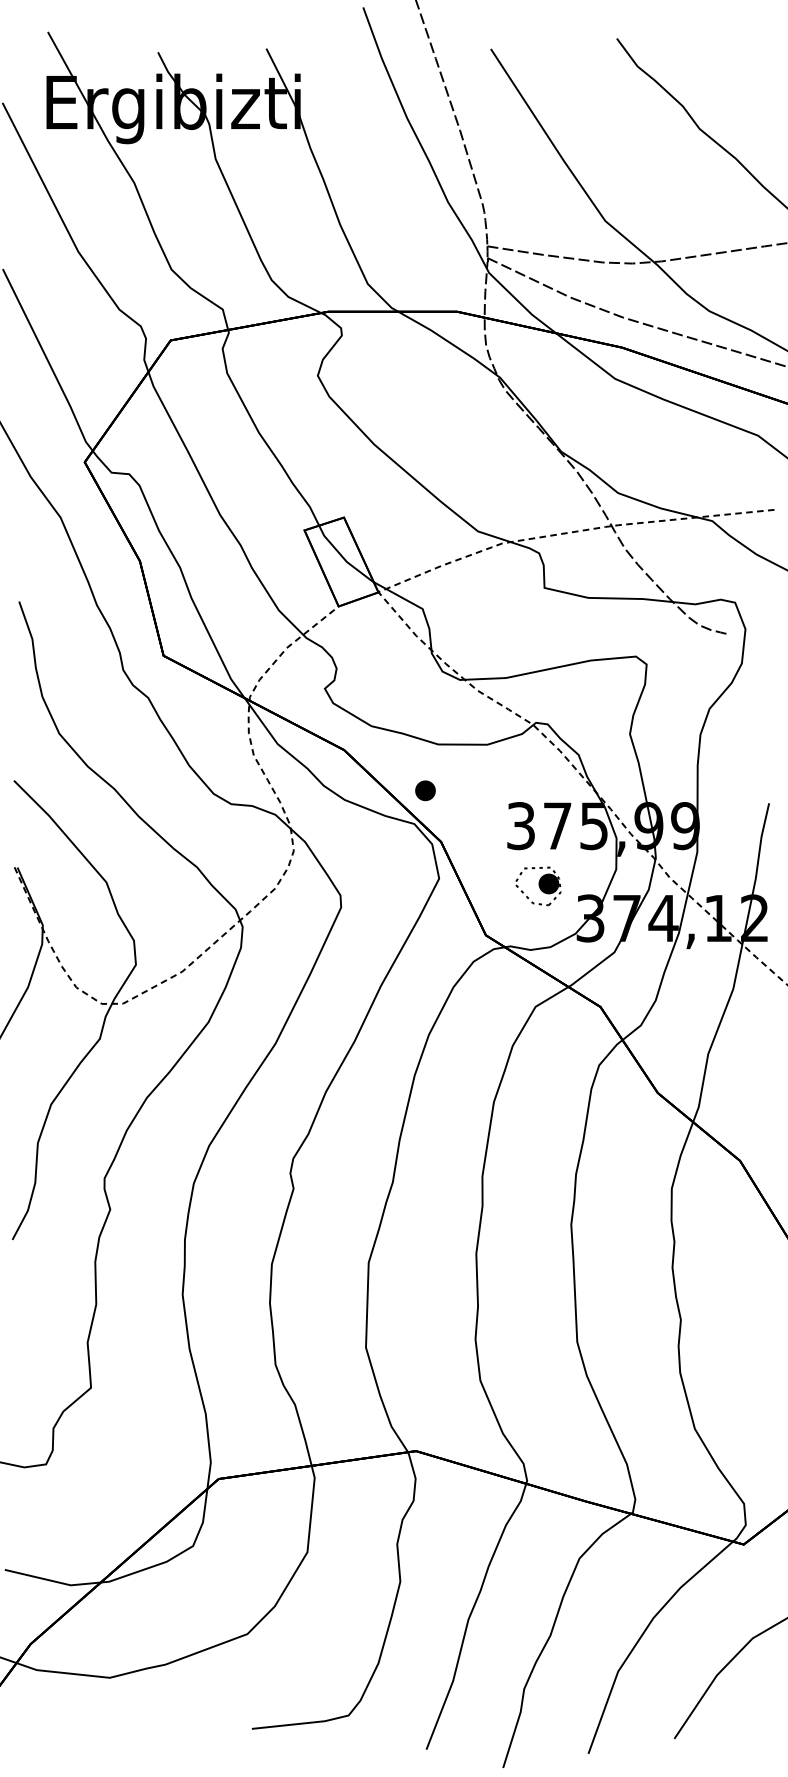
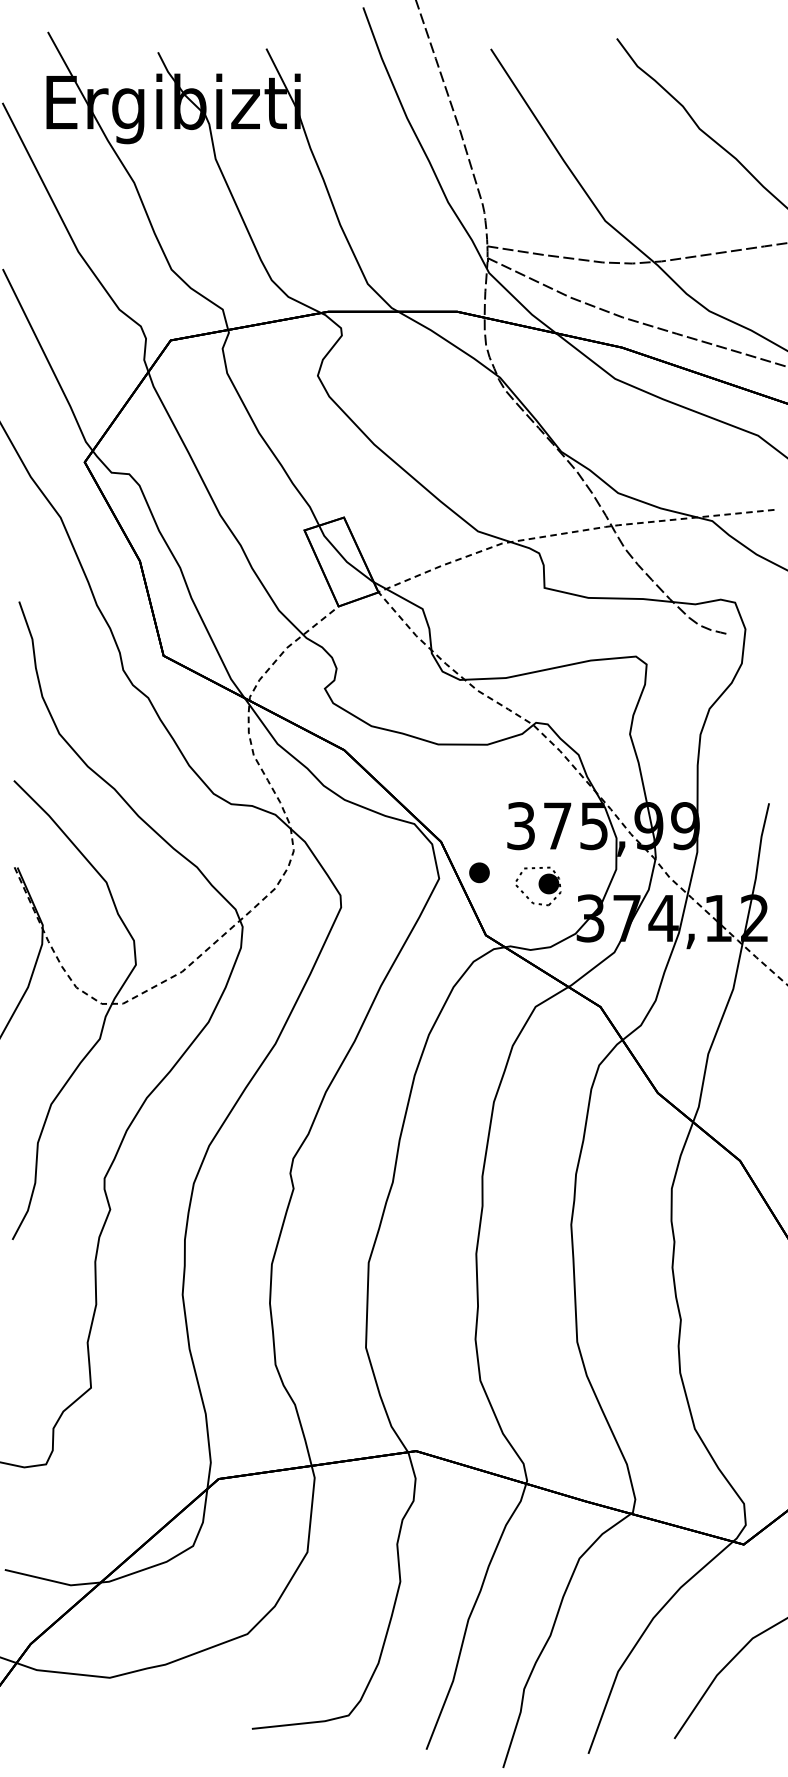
part position: (425, 790) -> (479, 872) (479, 872)
